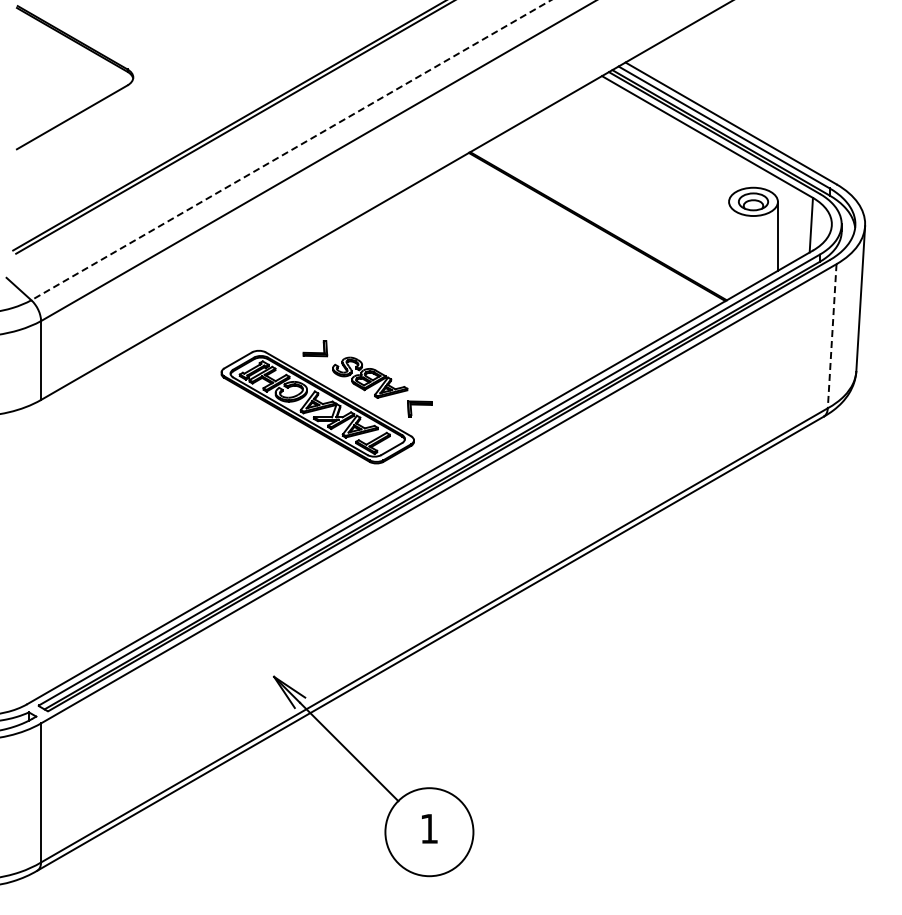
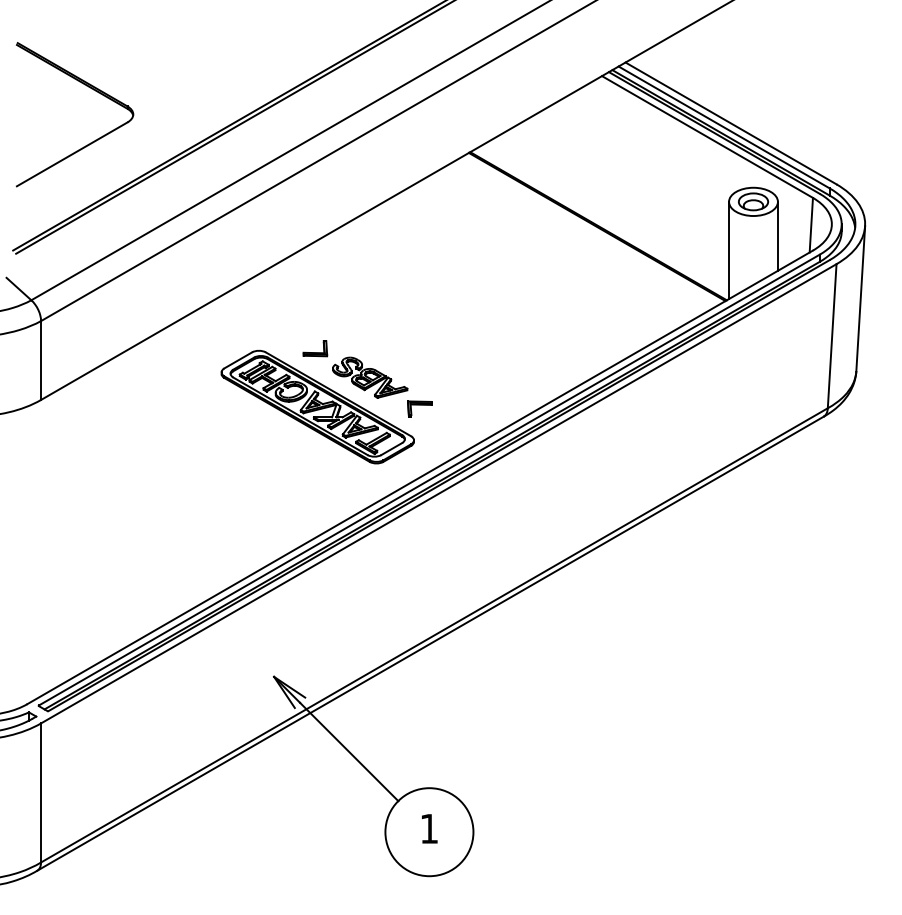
part position: (91, 52) -> (91, 89) (91, 89)
line: dashed -> solid (291, 150)
line: none -> present (729, 250)
line: dashed -> solid (832, 336)
